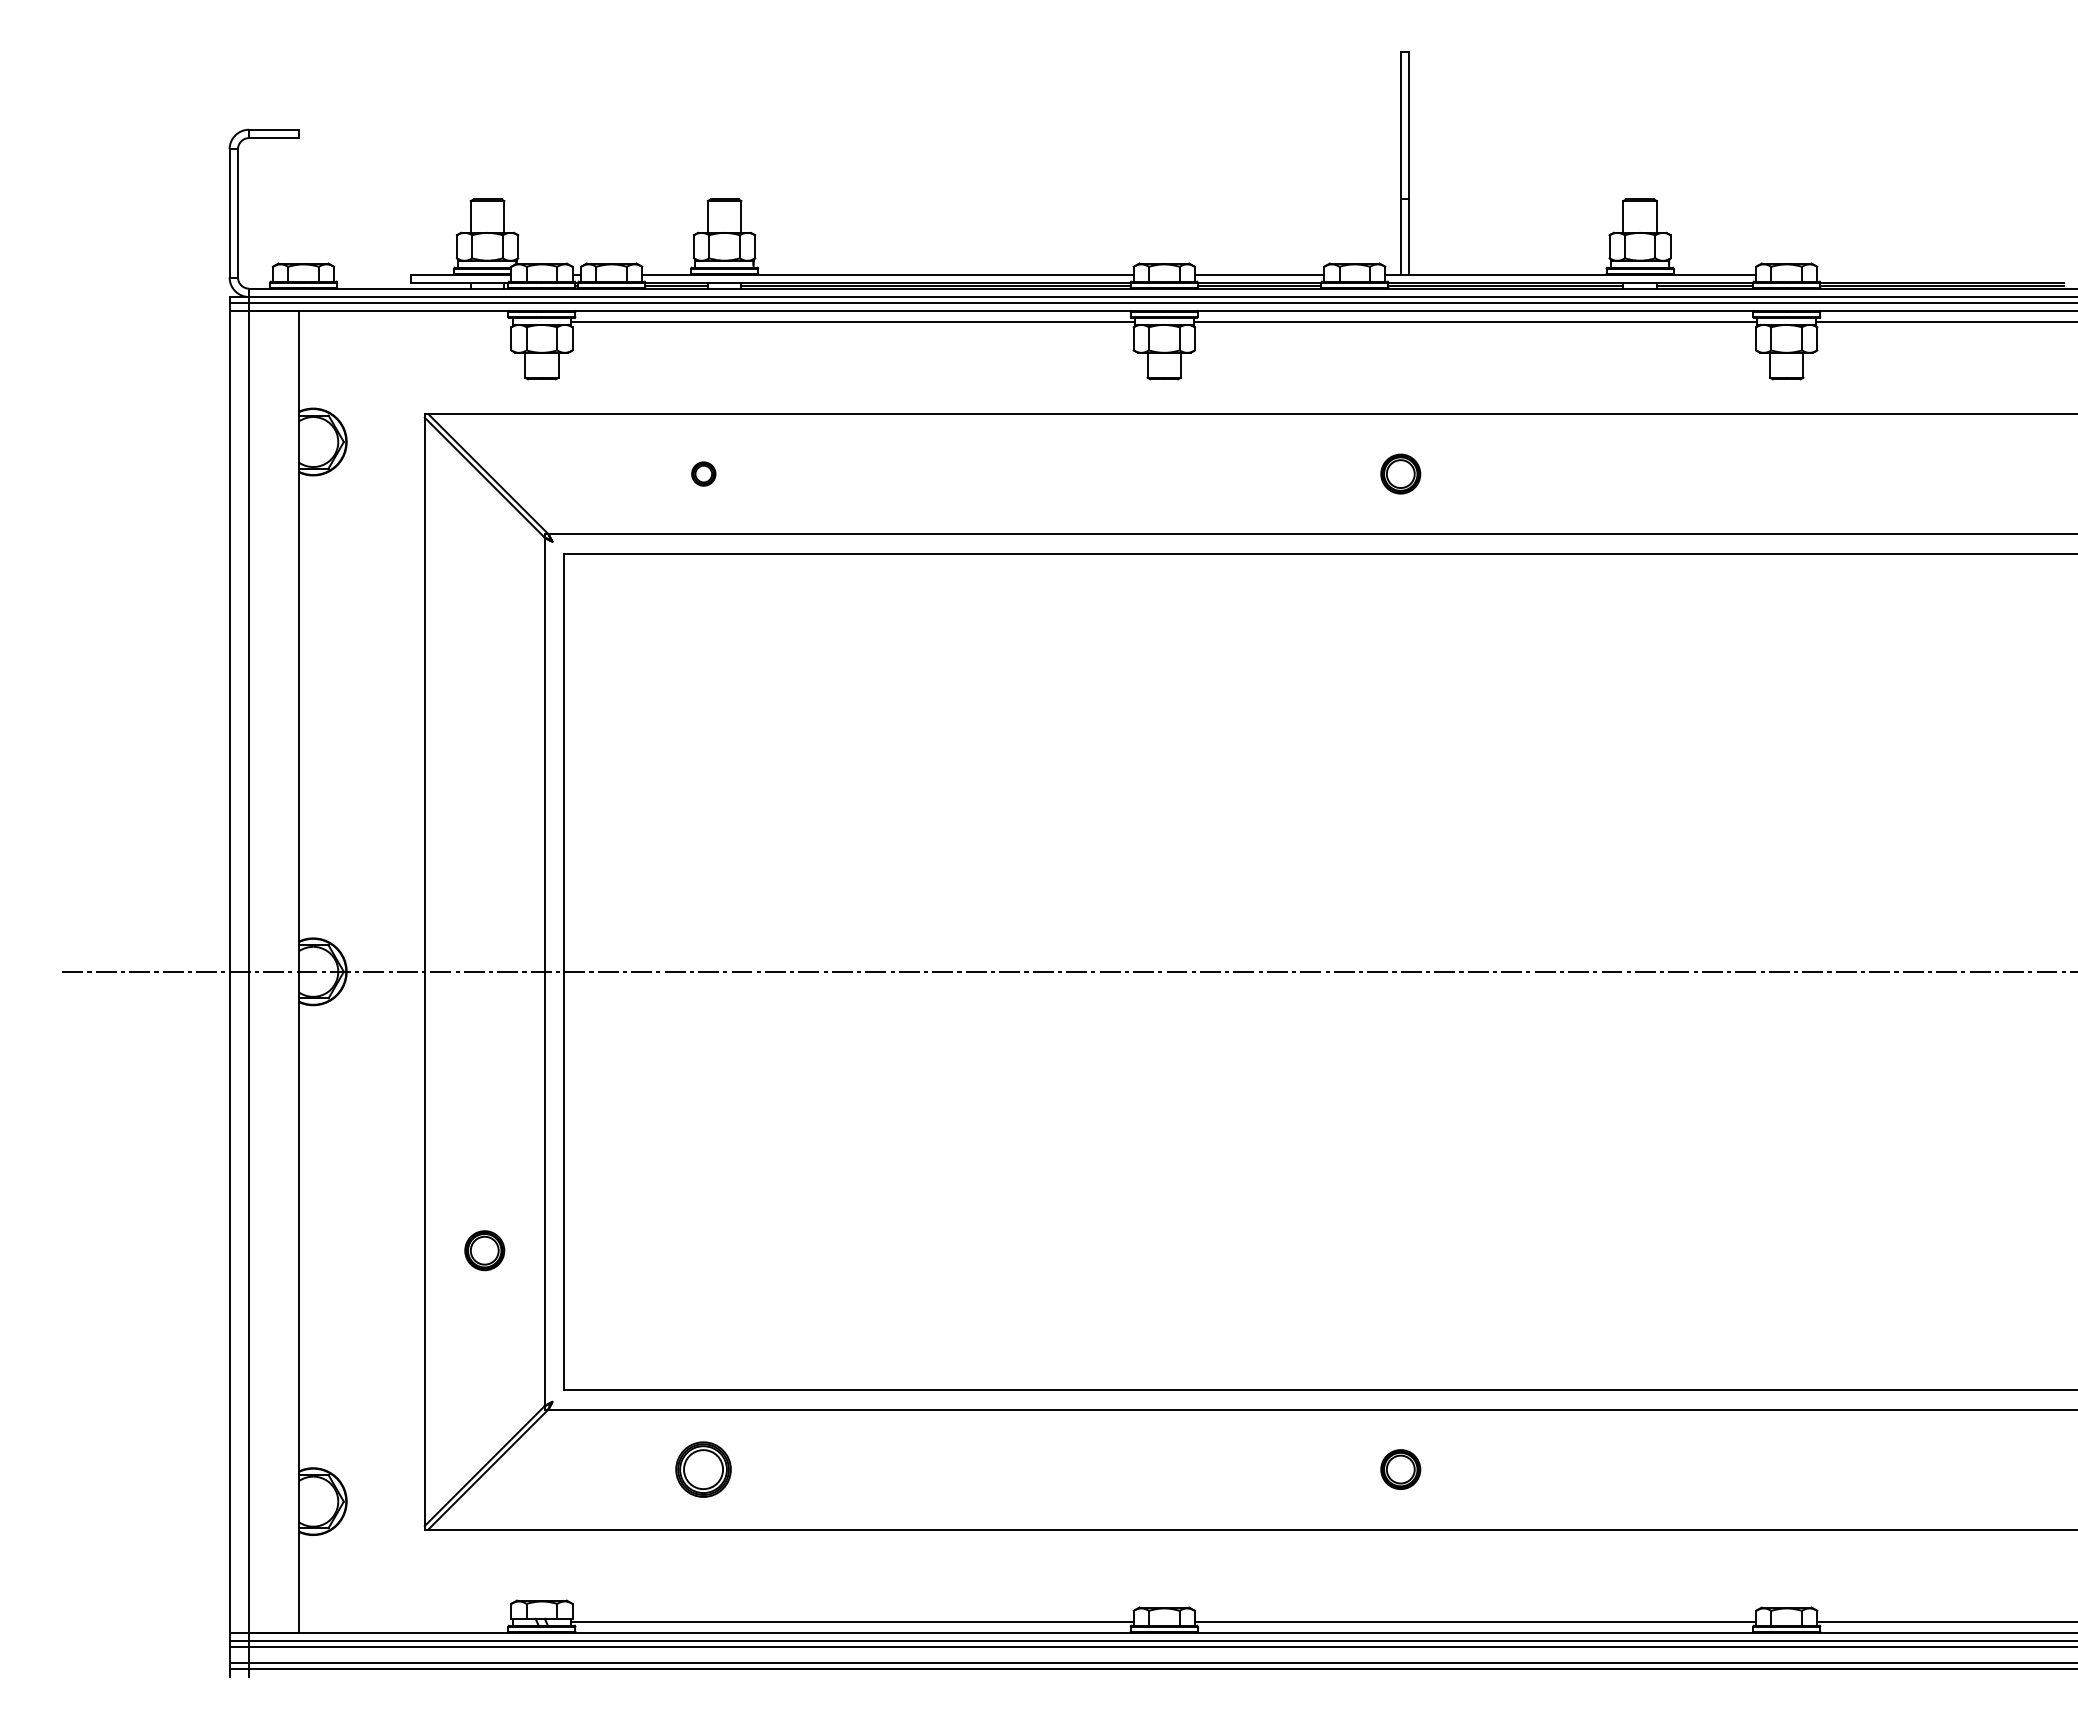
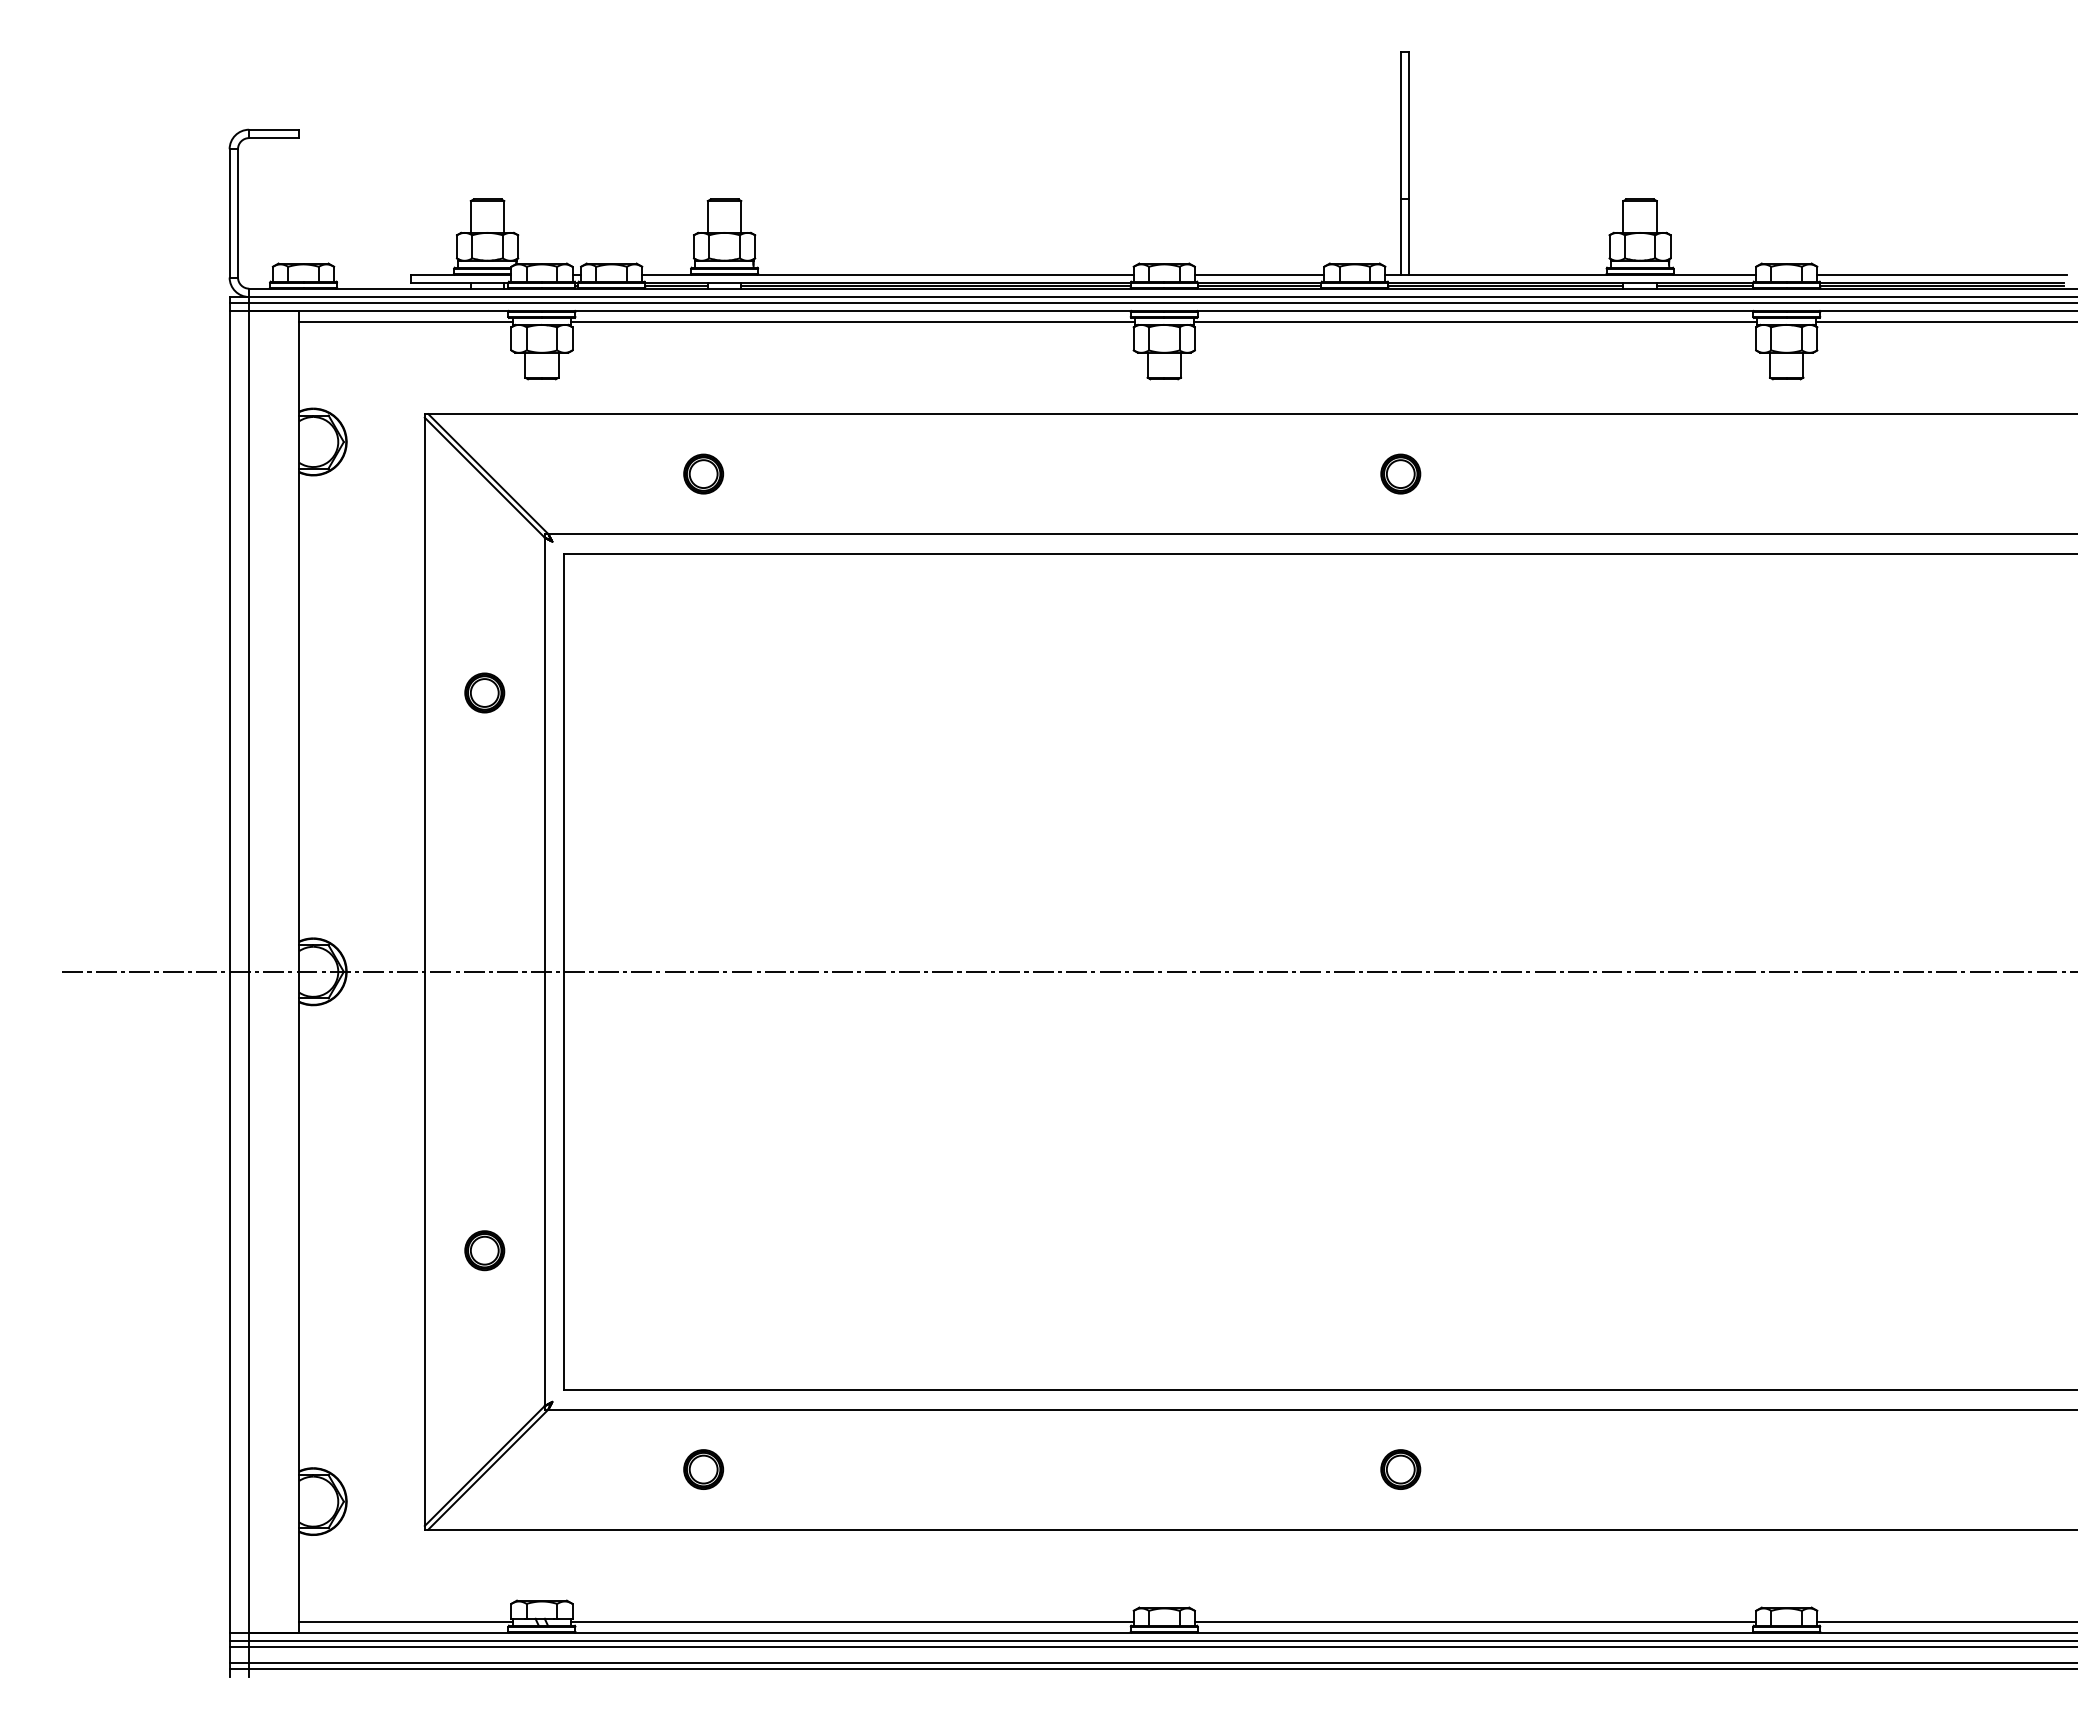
line: none -> present (1942, 274)
line: none -> present (405, 322)
part size: 26x26 px -> 42x42 px (703, 473)
part: none -> present (484, 692)
part size: 57x57 px -> 42x41 px (703, 1469)
line: none -> present (405, 1621)
